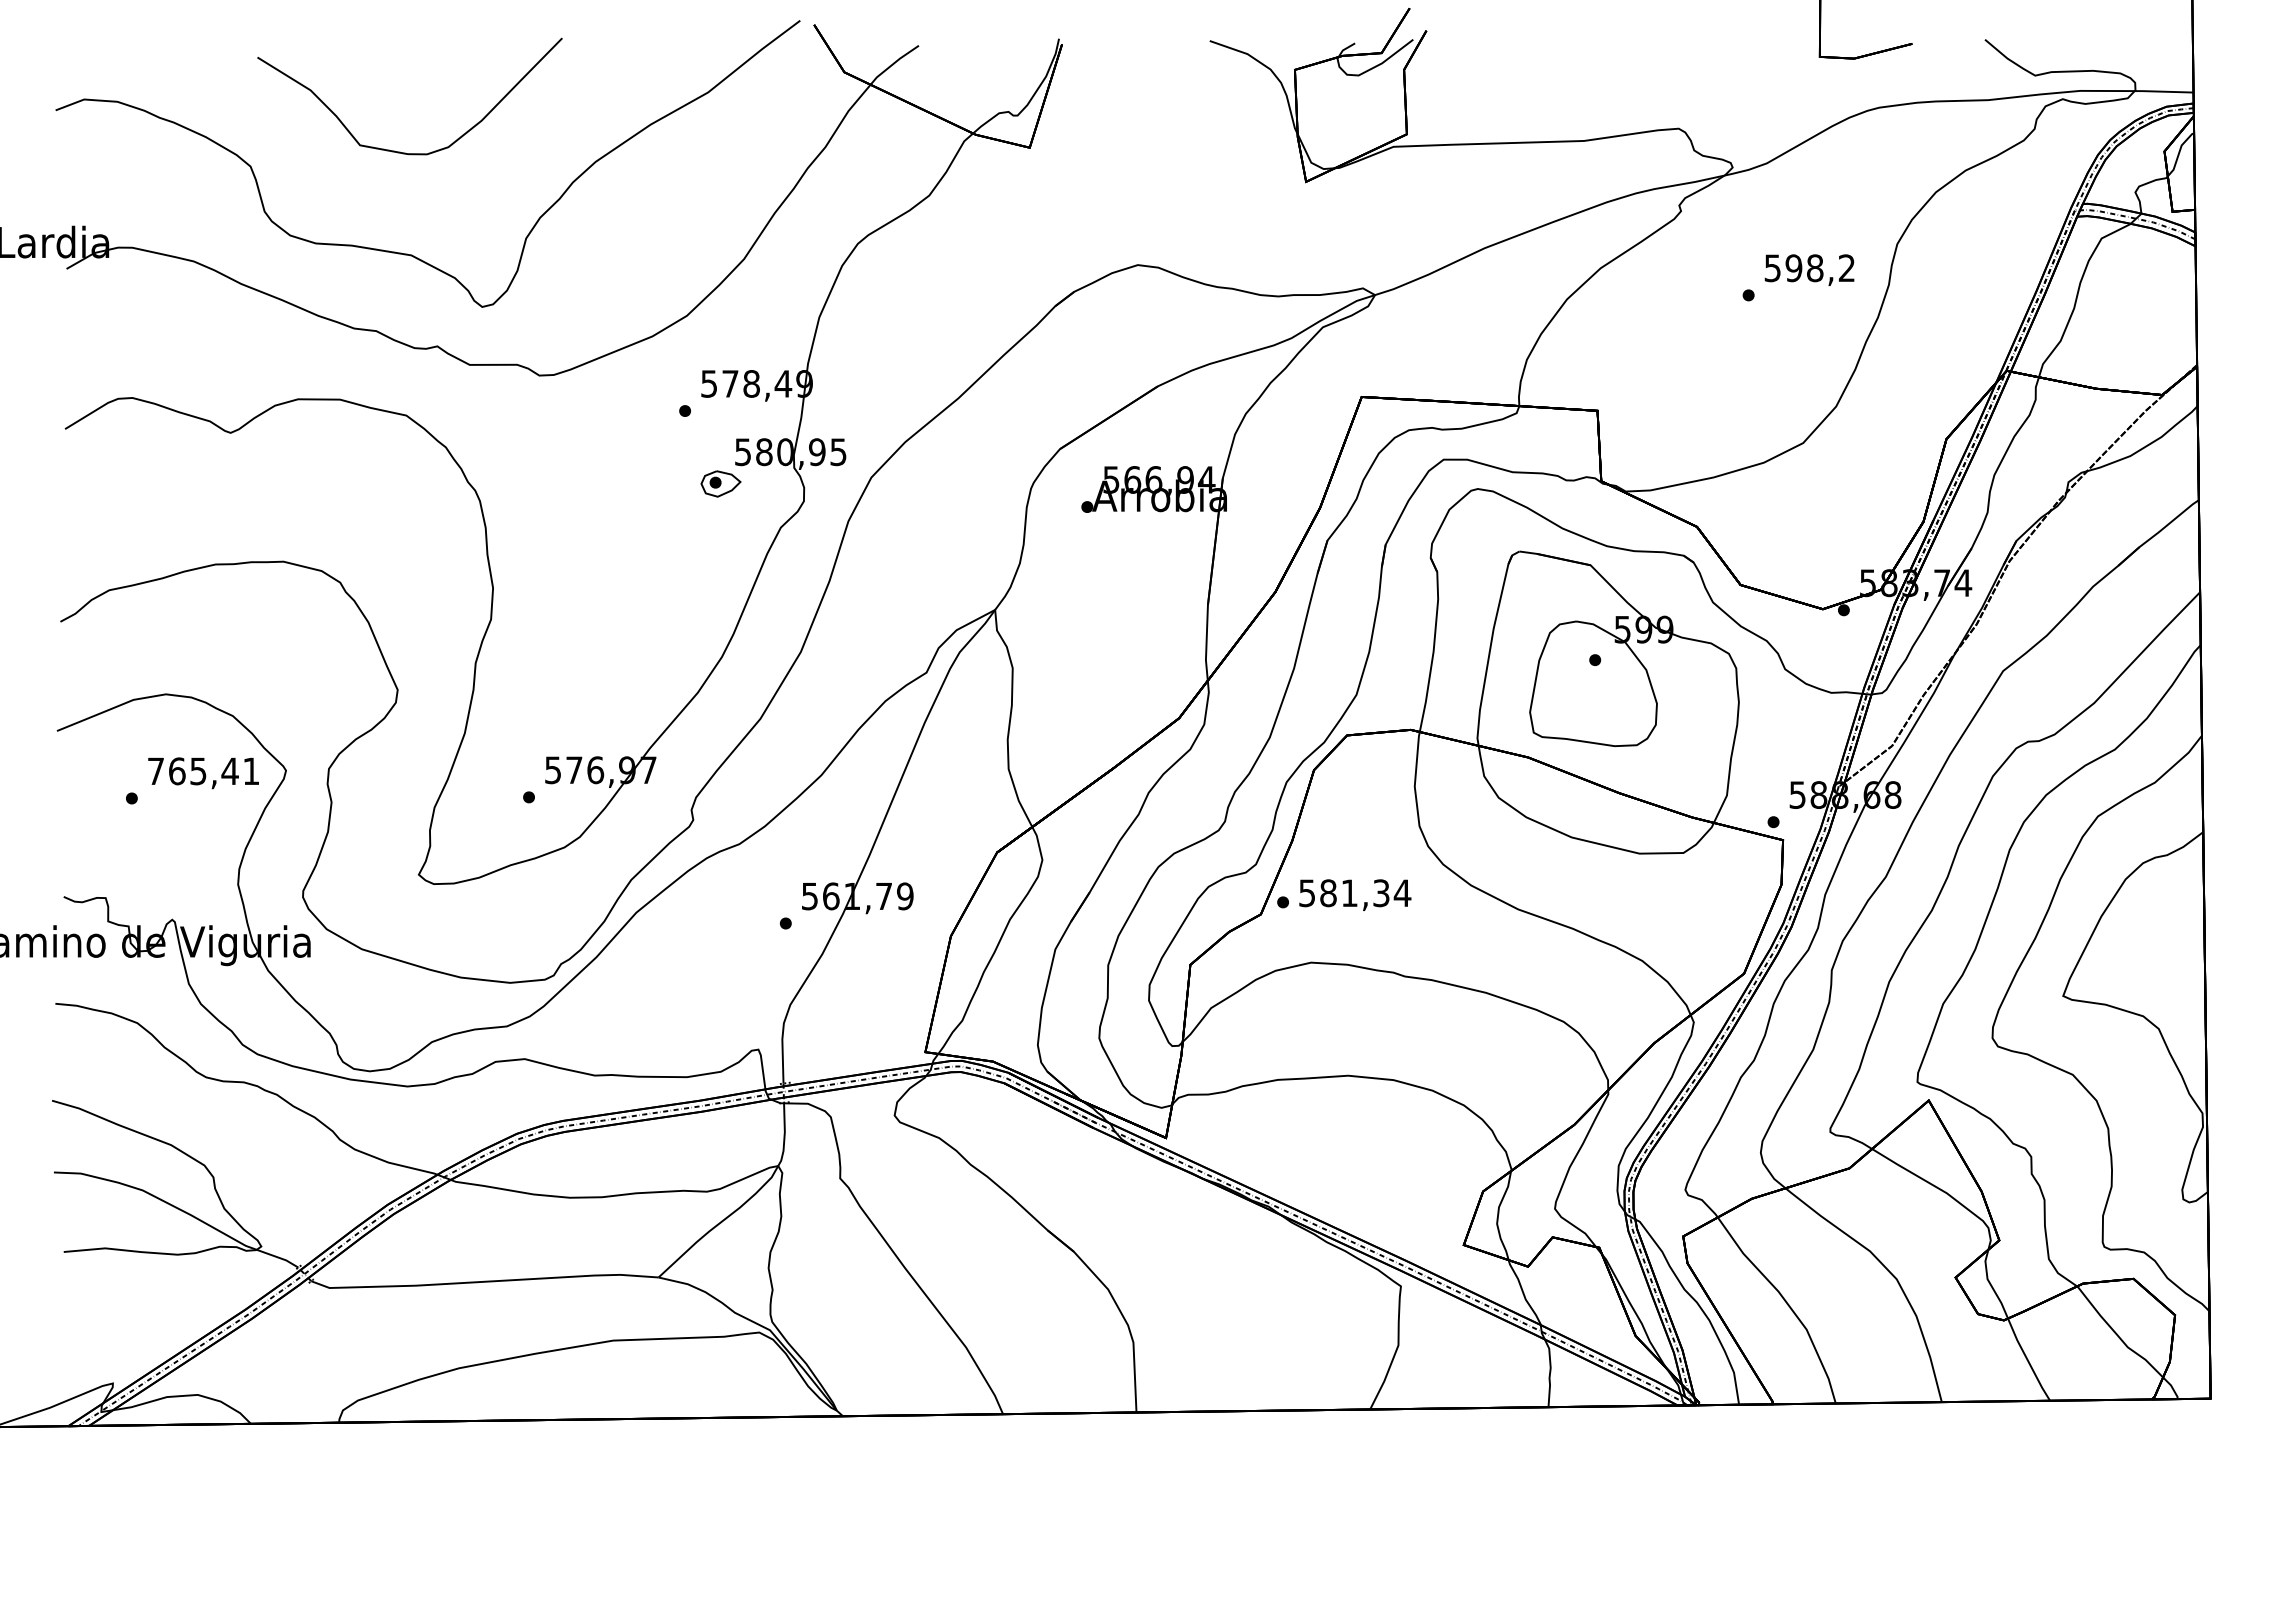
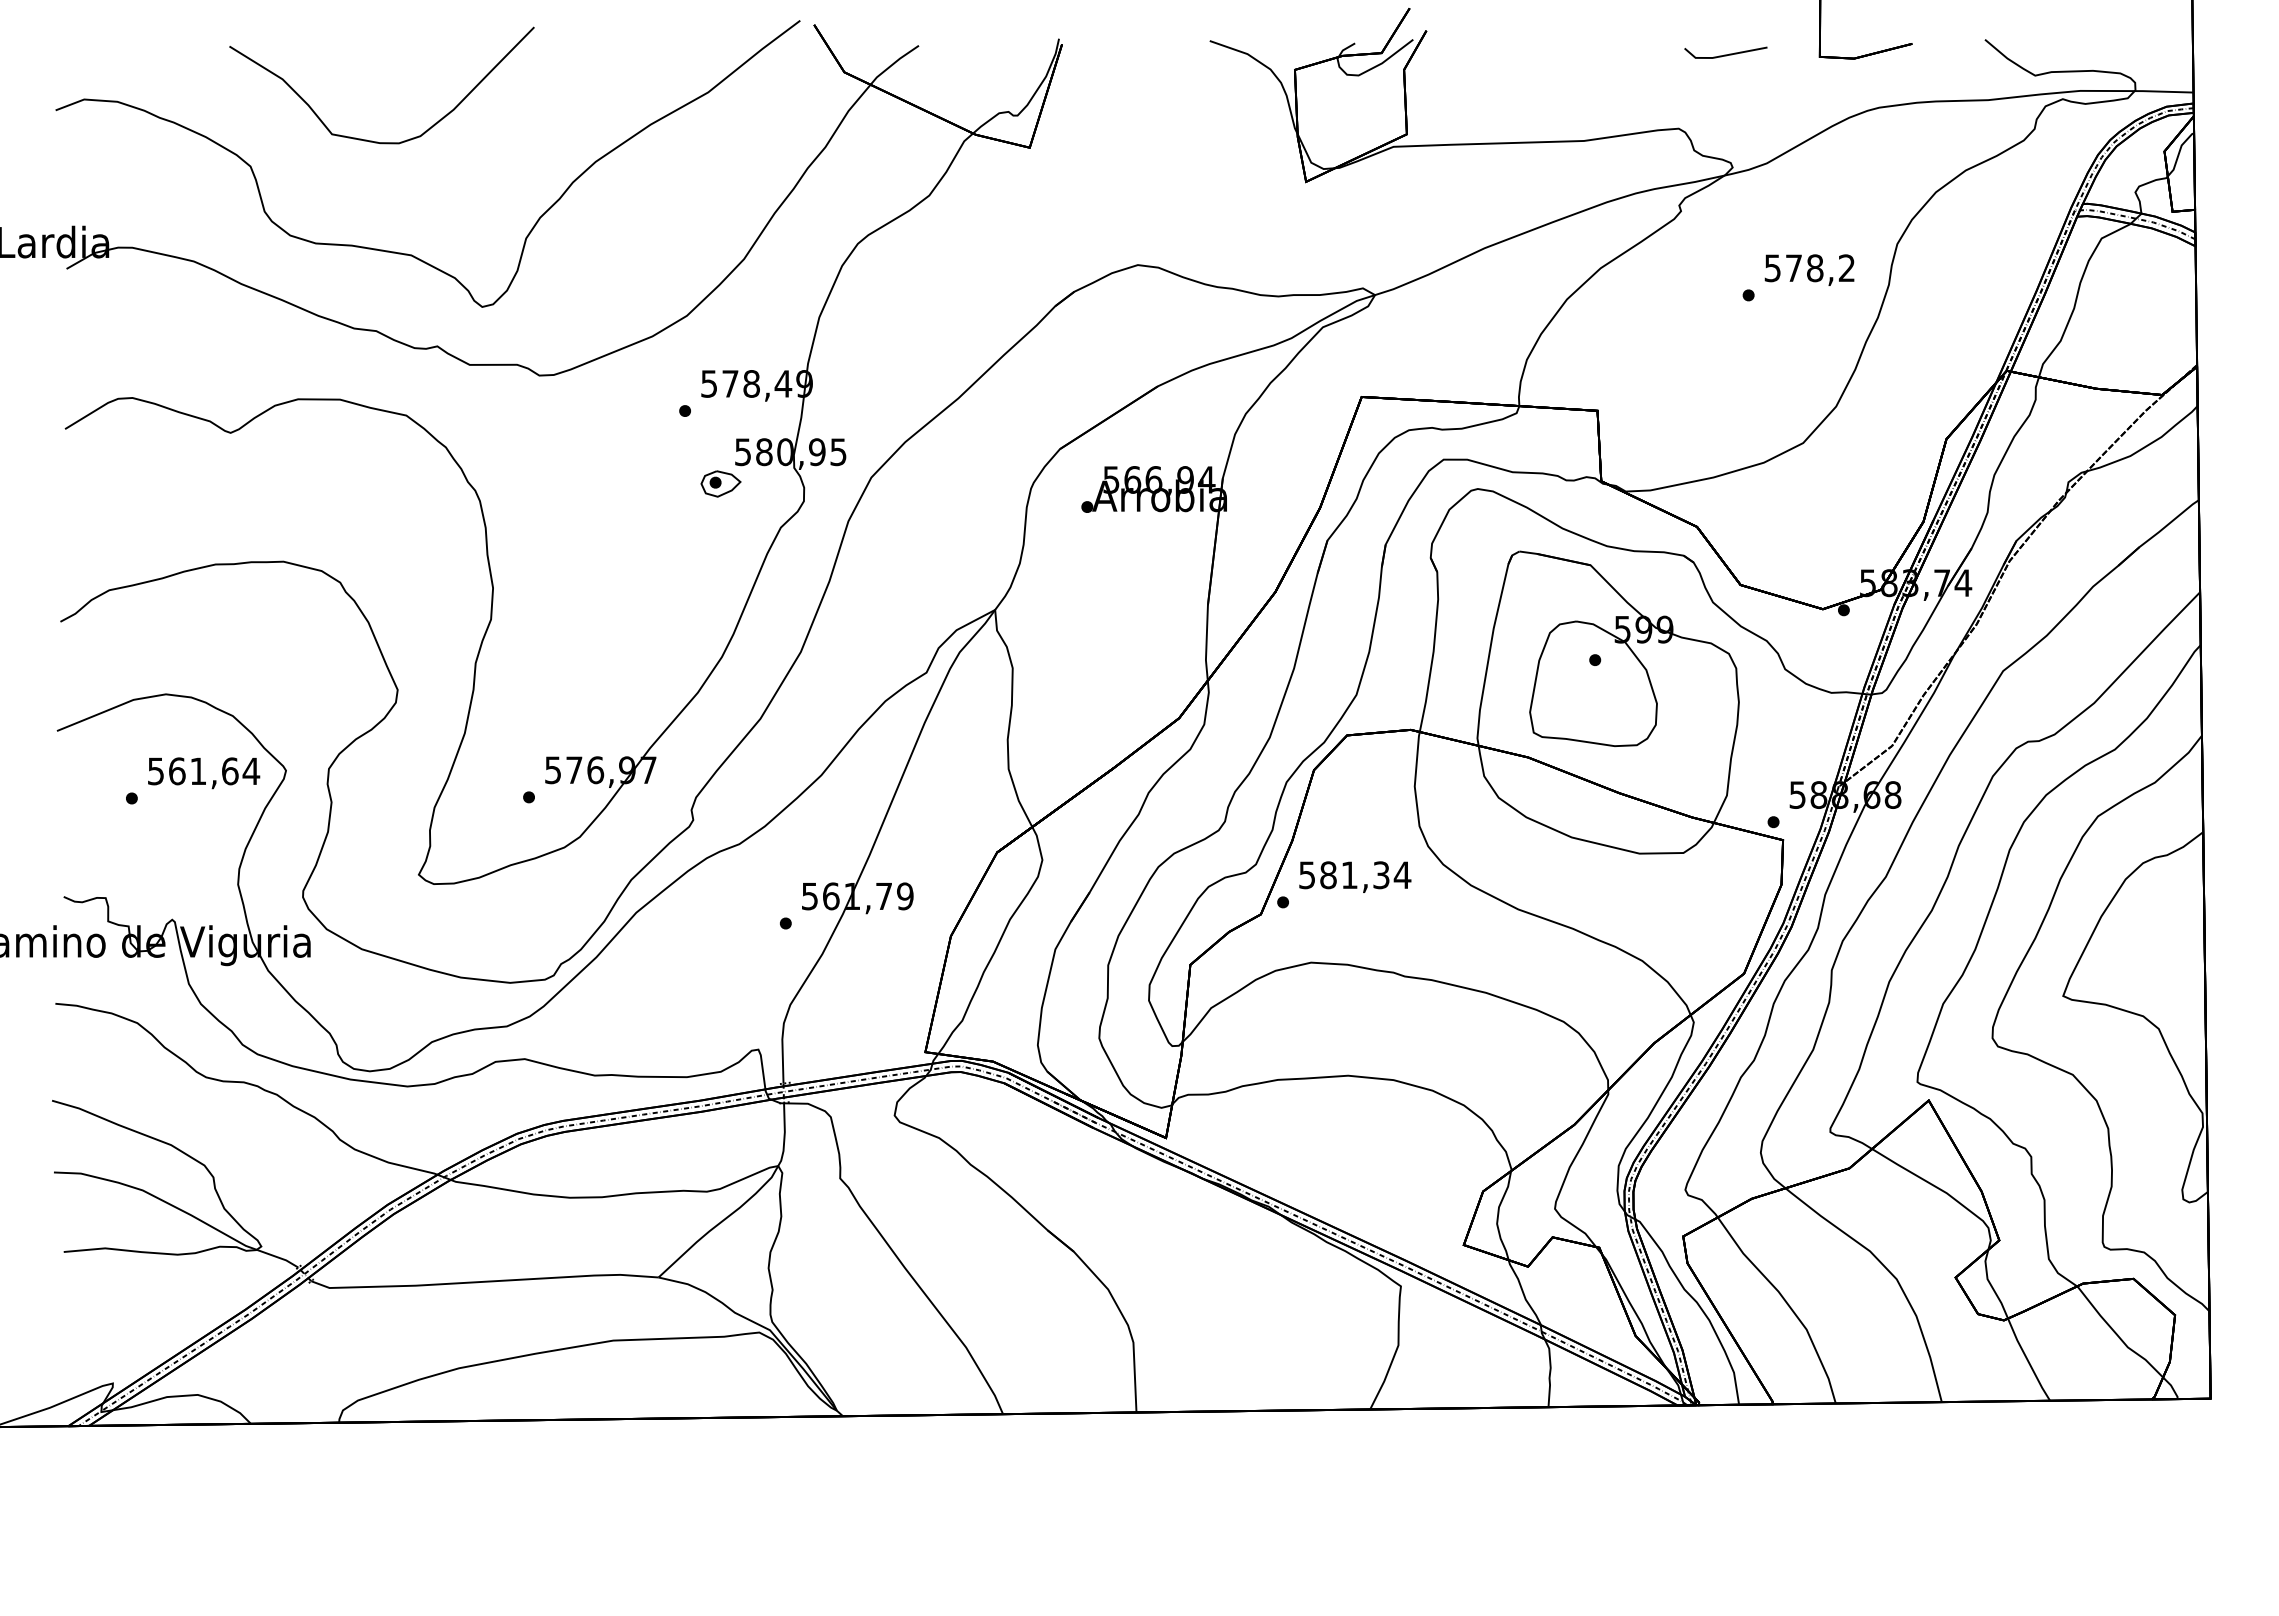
line: none -> present (1725, 54)
curve position: (400, 151) -> (372, 140) (372, 140)
text: 598,2 -> 578,2 (1793, 268)
text: 765,41 -> 561,64 (204, 771)
text position: (1355, 894) -> (1355, 876) (1355, 876)
